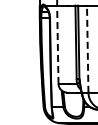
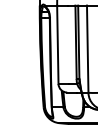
line: dashed -> solid (57, 44)
line: dashed -> solid (87, 49)
